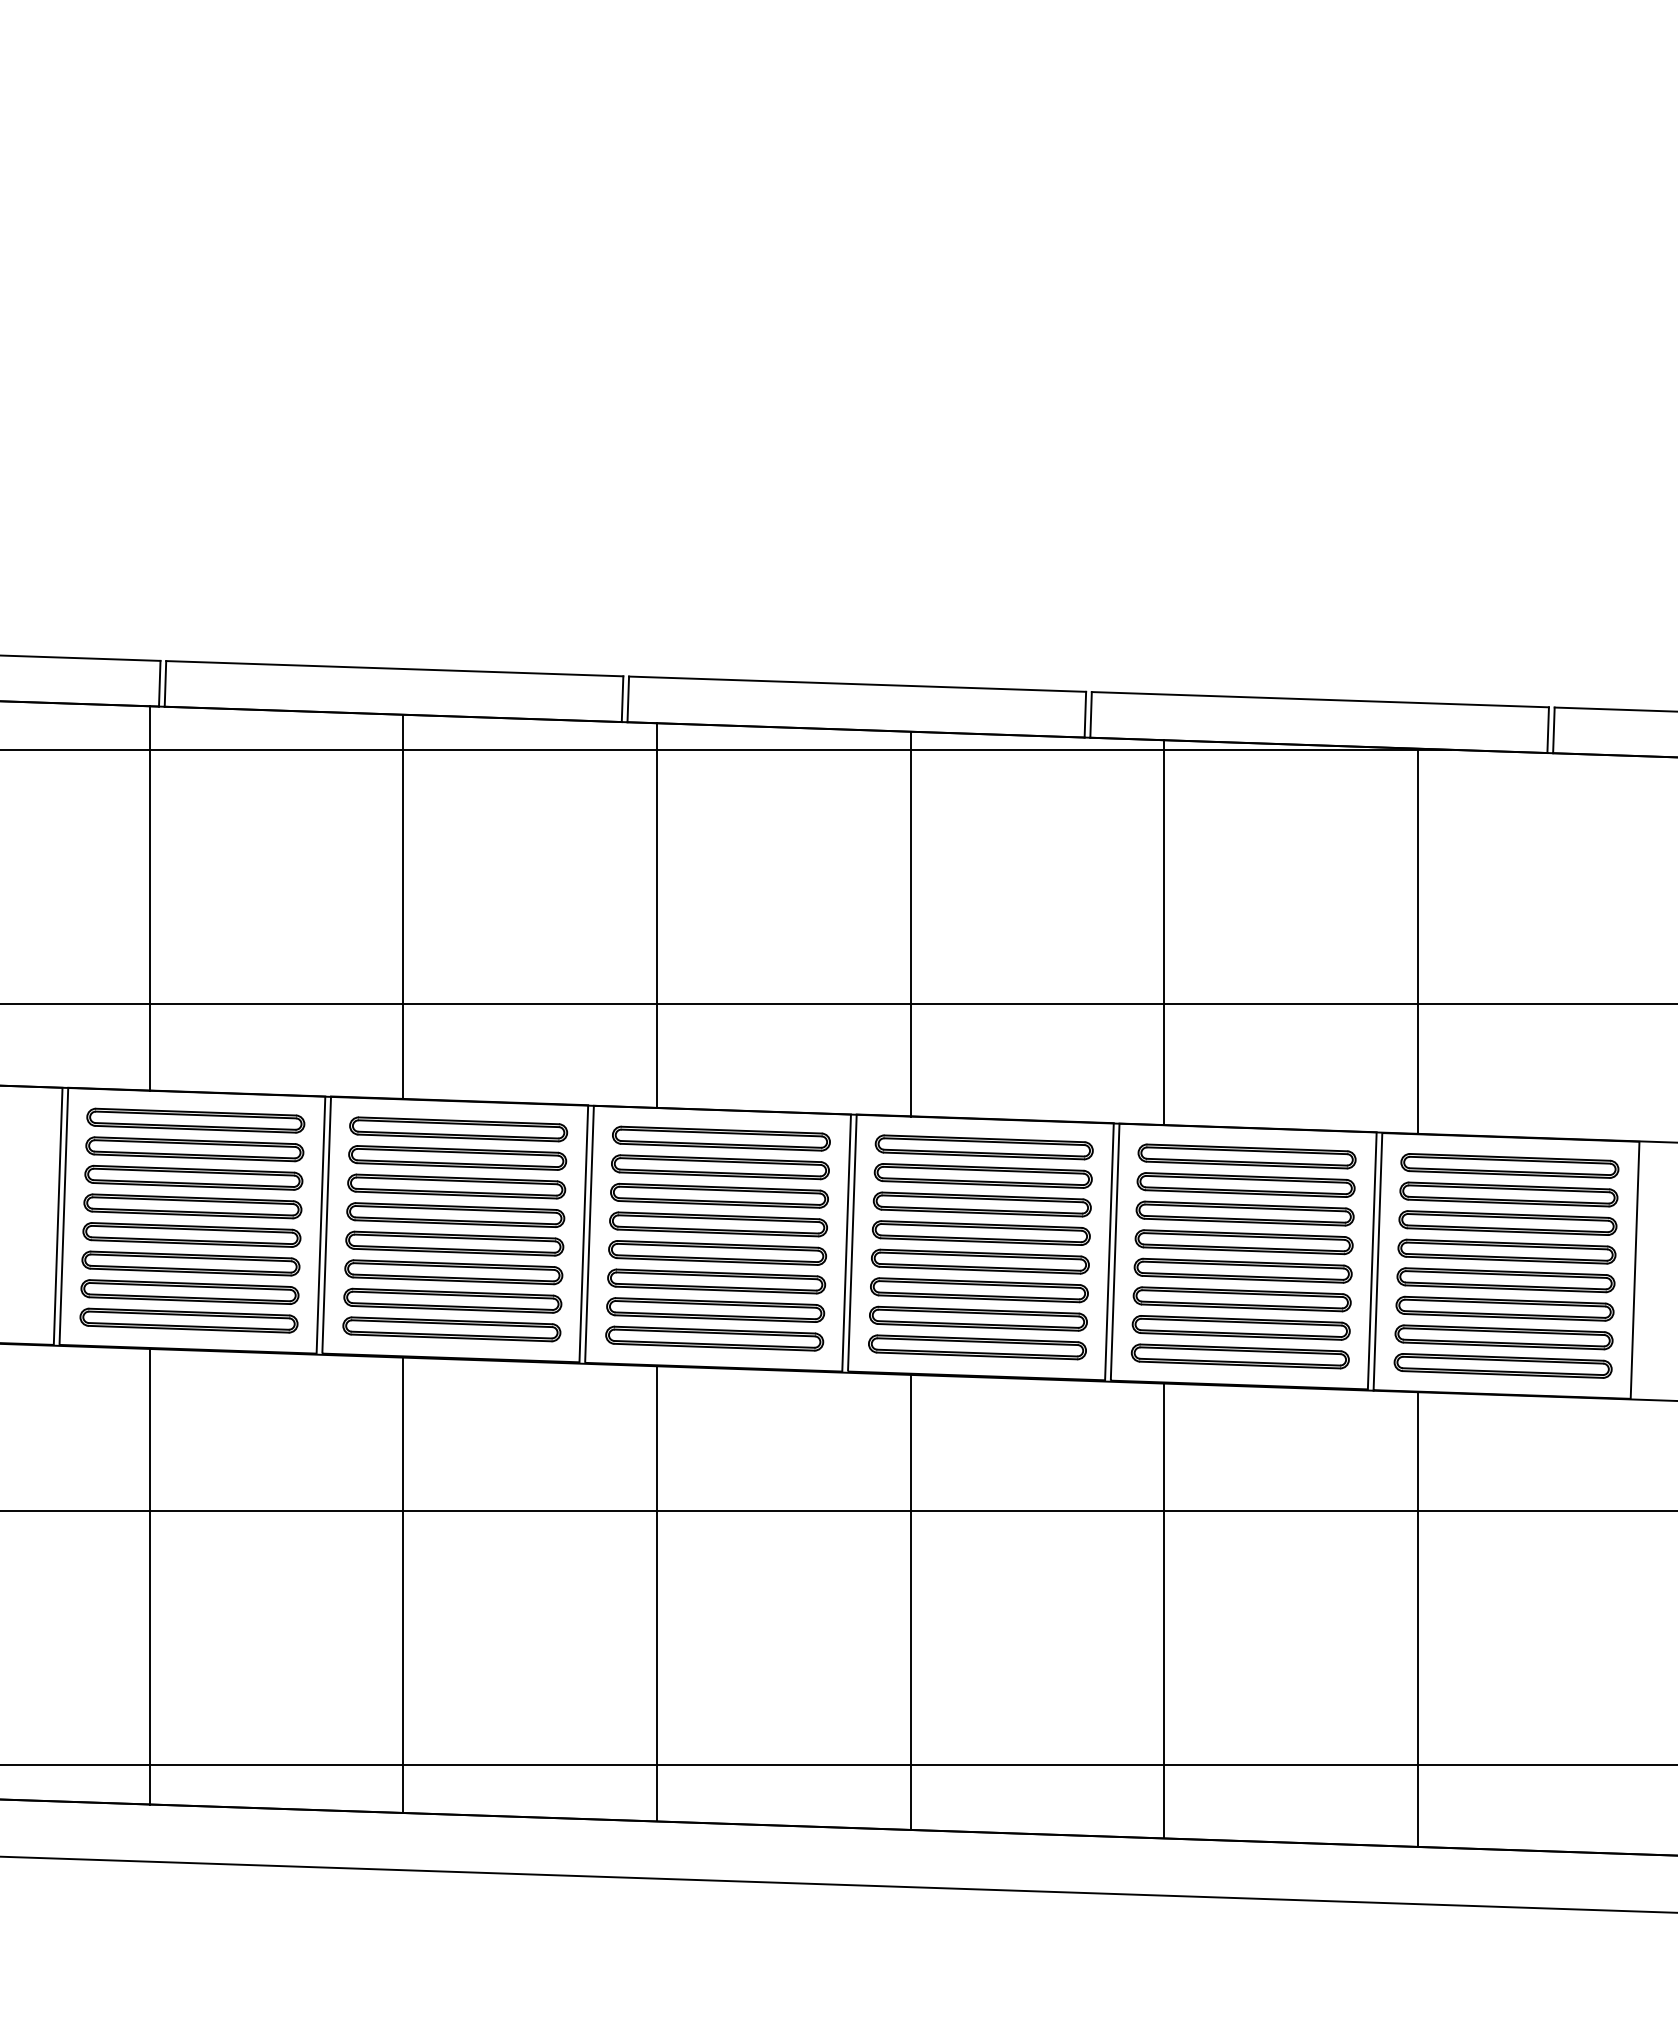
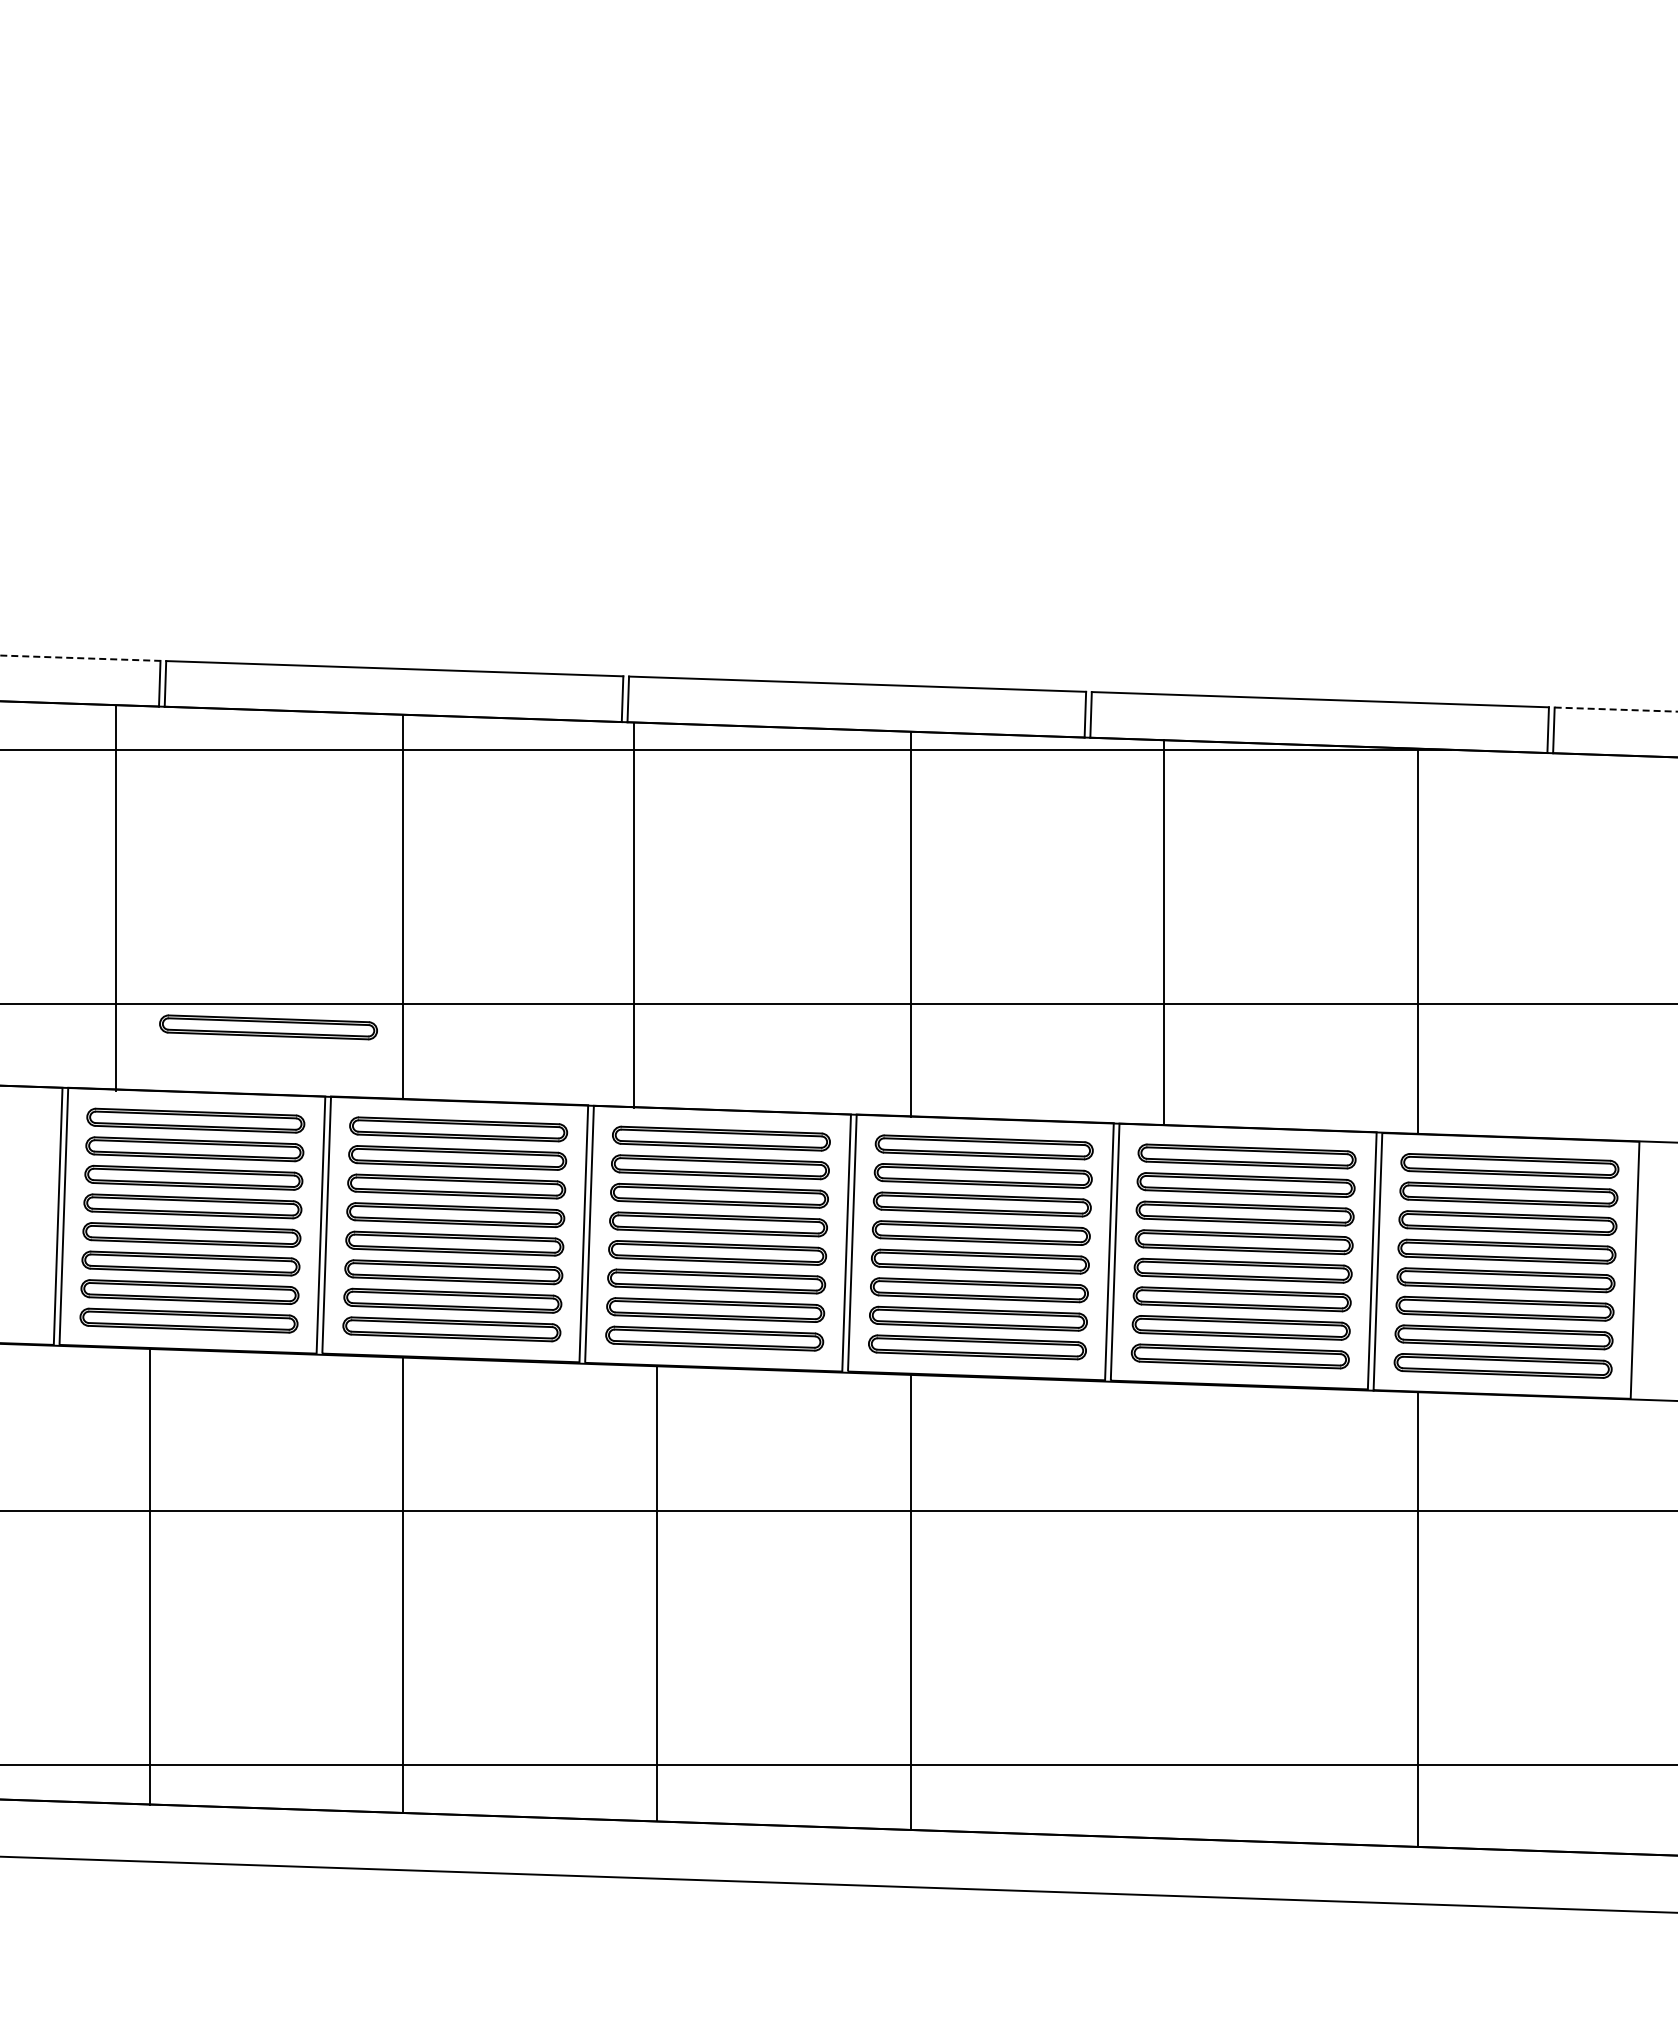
line: solid -> dashed (80, 658)
line: solid -> dashed (1616, 709)
line position: (149, 898) -> (115, 898) (115, 898)
line position: (657, 915) -> (634, 915) (634, 915)
part: none -> present (268, 1027)
line: present -> none (1164, 1610)
